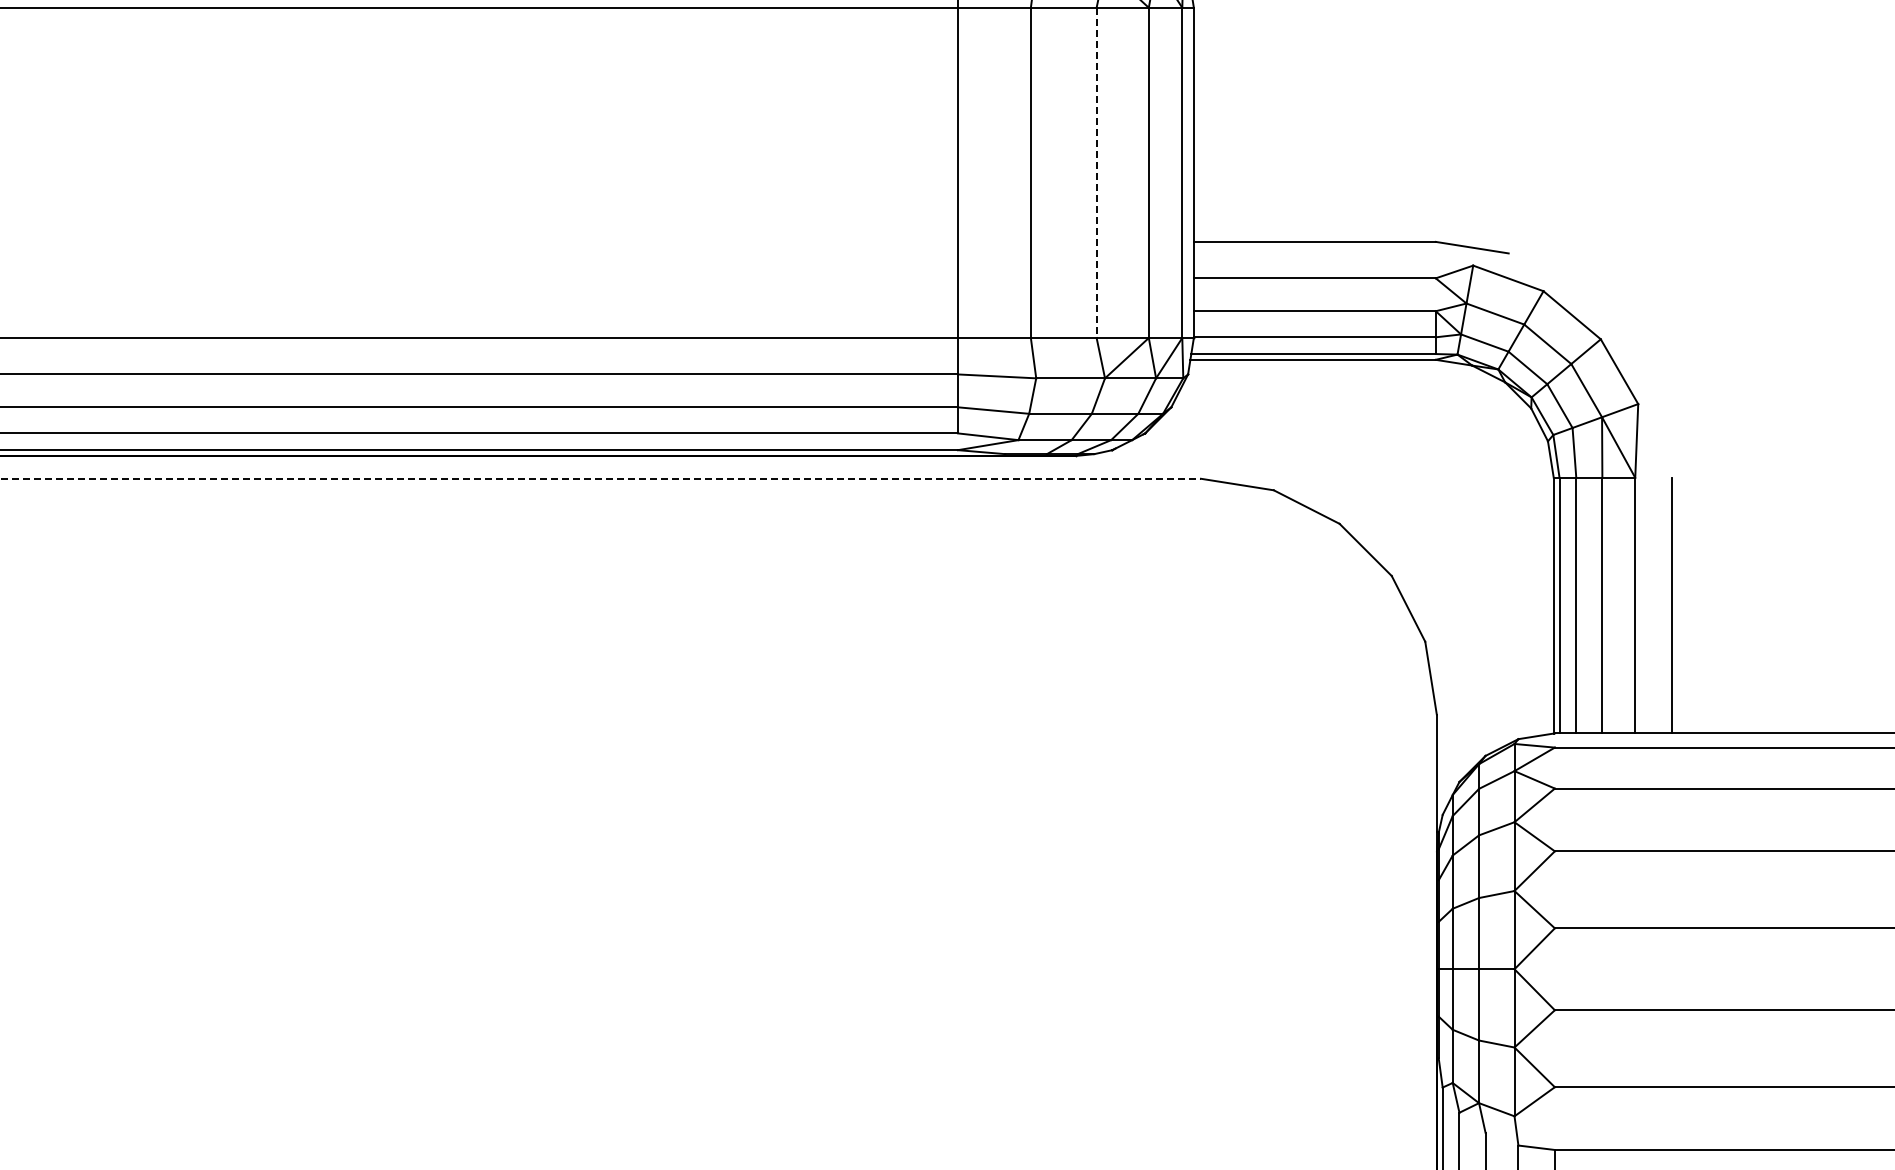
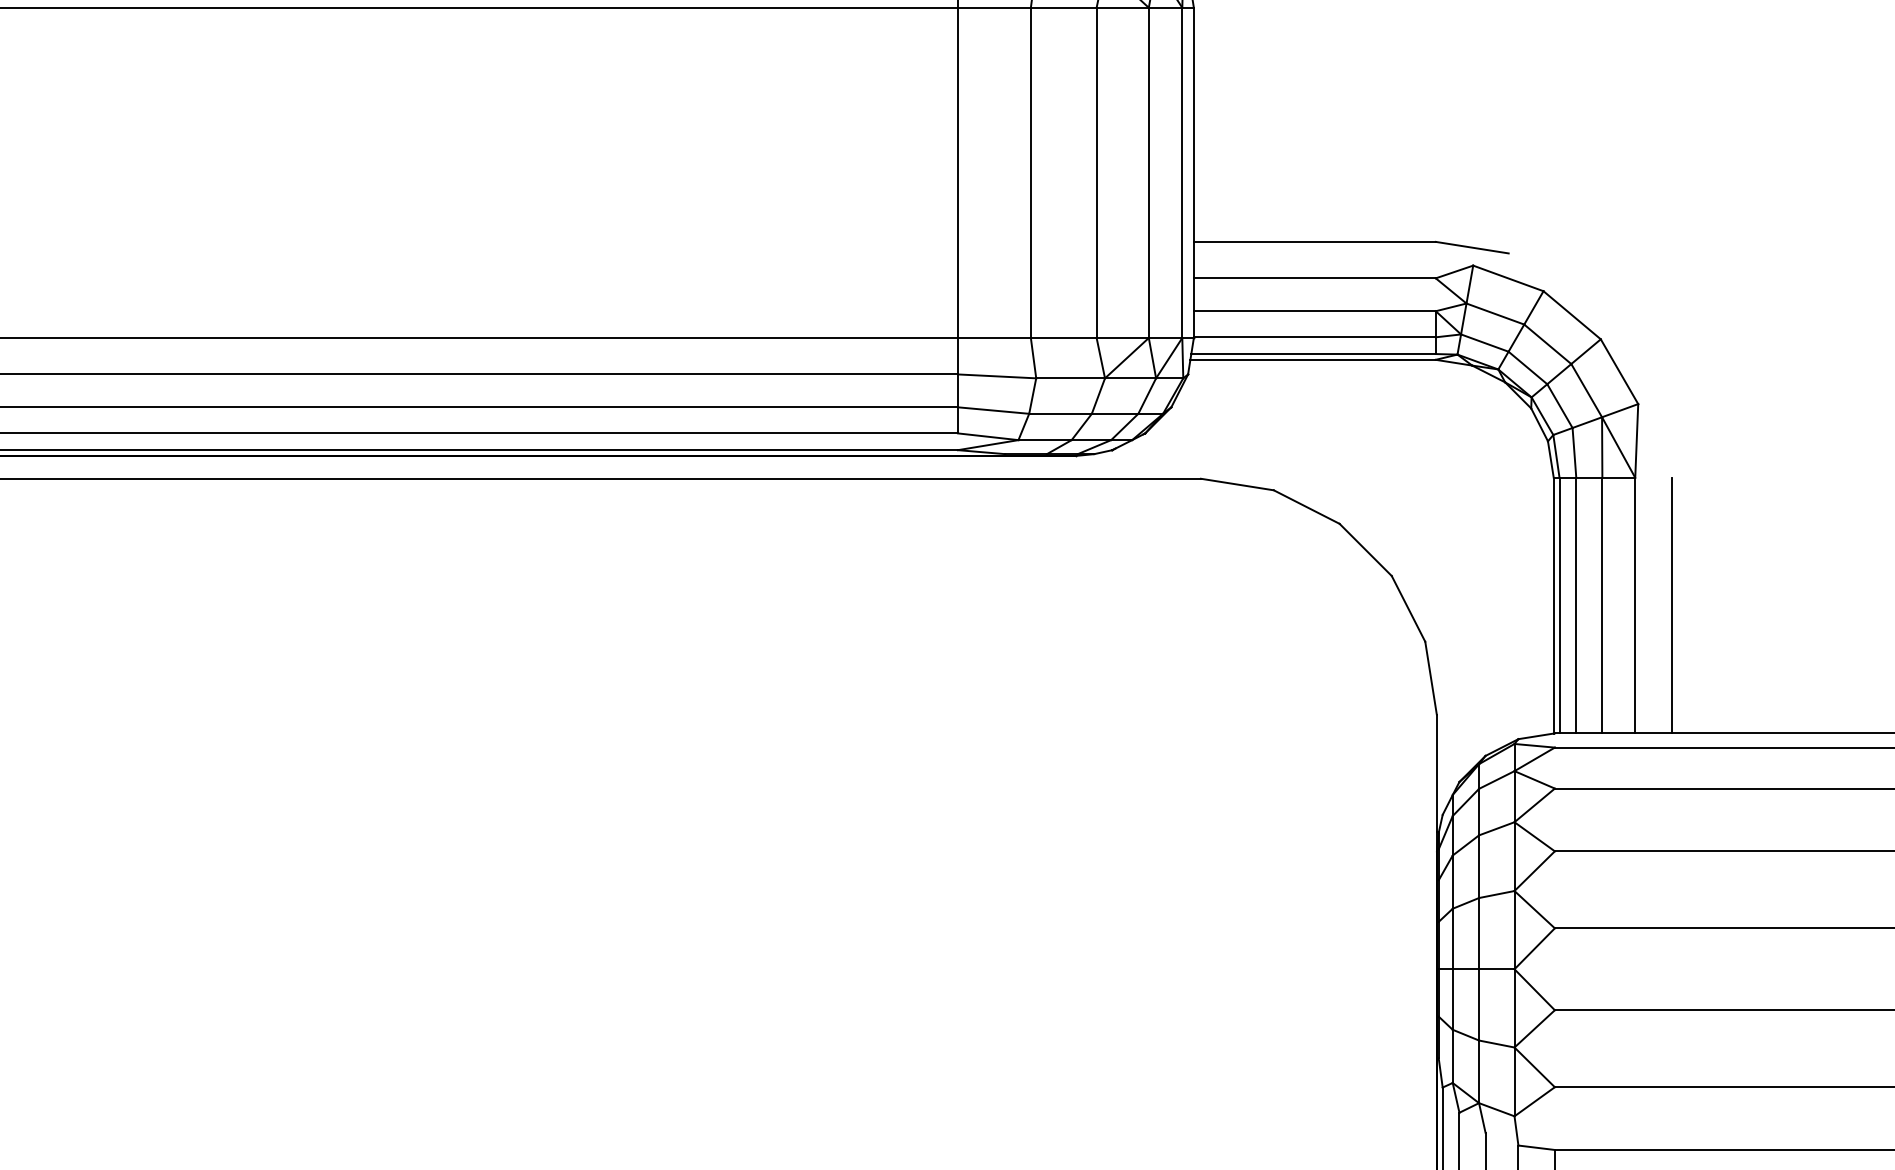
line: dashed -> solid (1096, 173)
line: dashed -> solid (601, 478)
